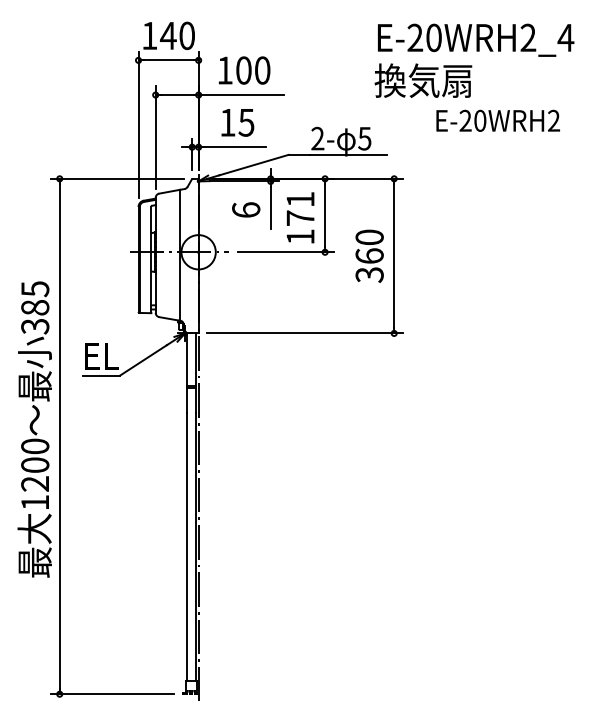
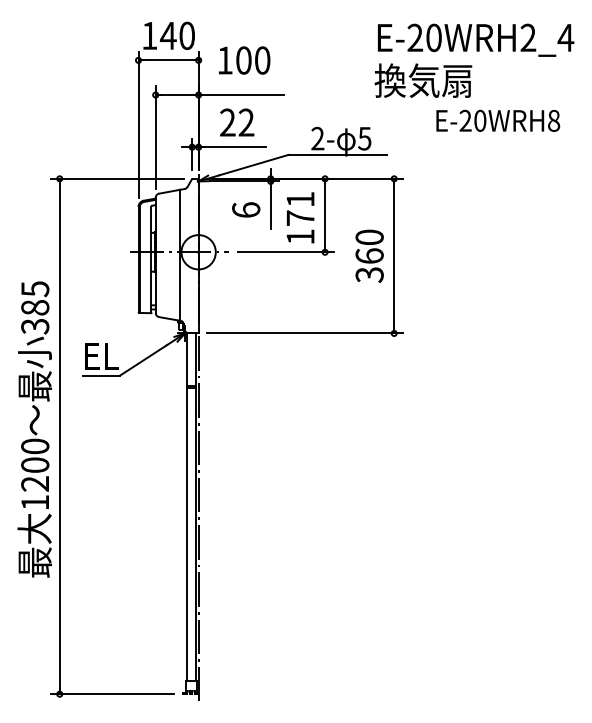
text position: (244, 70) -> (244, 60) (244, 60)
text: E-20WRH2 -> E-20WRH8 (554, 120)
text: 15 -> 22 (237, 122)
